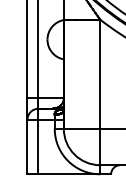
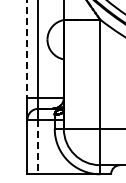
line: solid -> dashed (27, 49)
line: solid -> dashed (38, 147)
